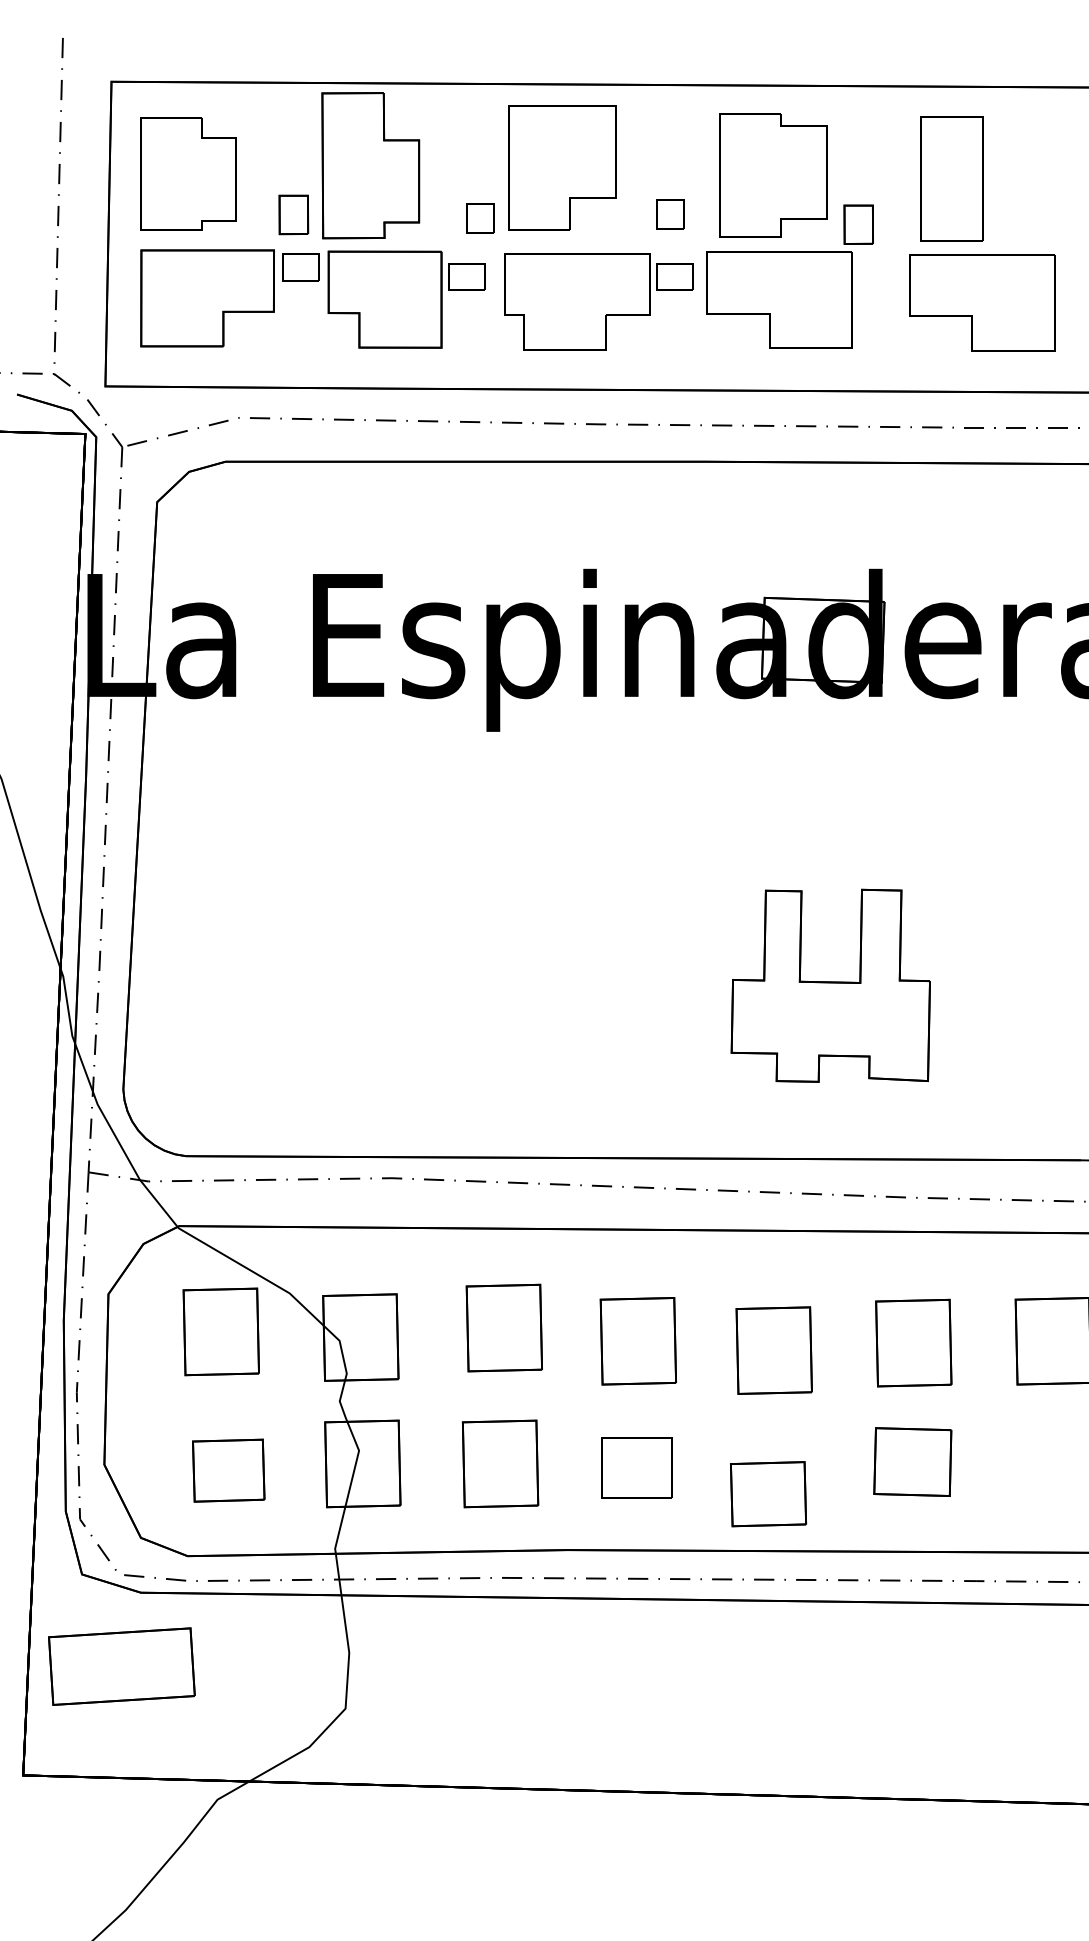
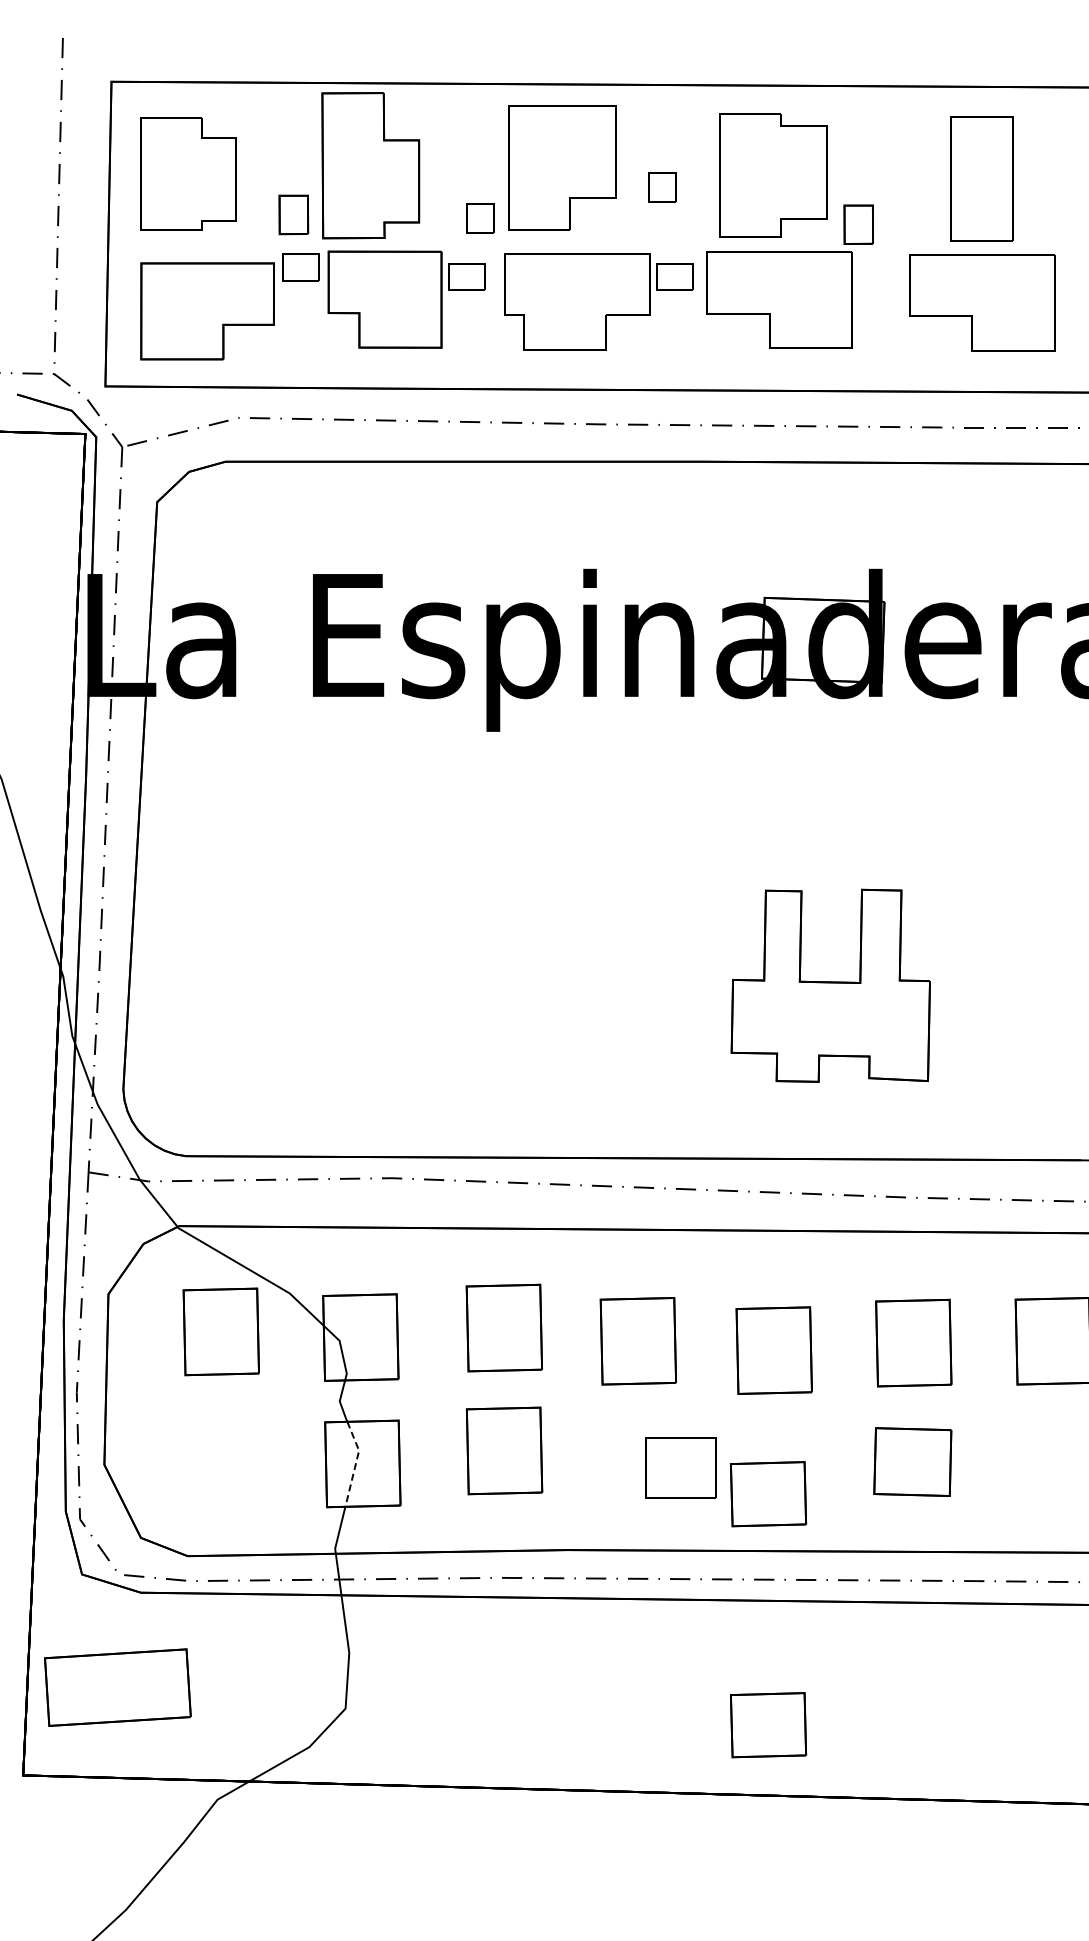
part position: (951, 178) -> (981, 178) (981, 178)
part position: (670, 214) -> (662, 187) (662, 187)
part position: (207, 298) -> (207, 311) (207, 311)
line: solid -> dashed (356, 1463)
part position: (500, 1463) -> (504, 1450) (504, 1450)
part position: (636, 1467) -> (680, 1467) (680, 1467)
part: present -> none (228, 1470)
part position: (121, 1666) -> (117, 1687) (117, 1687)
part: none -> present (768, 1725)
